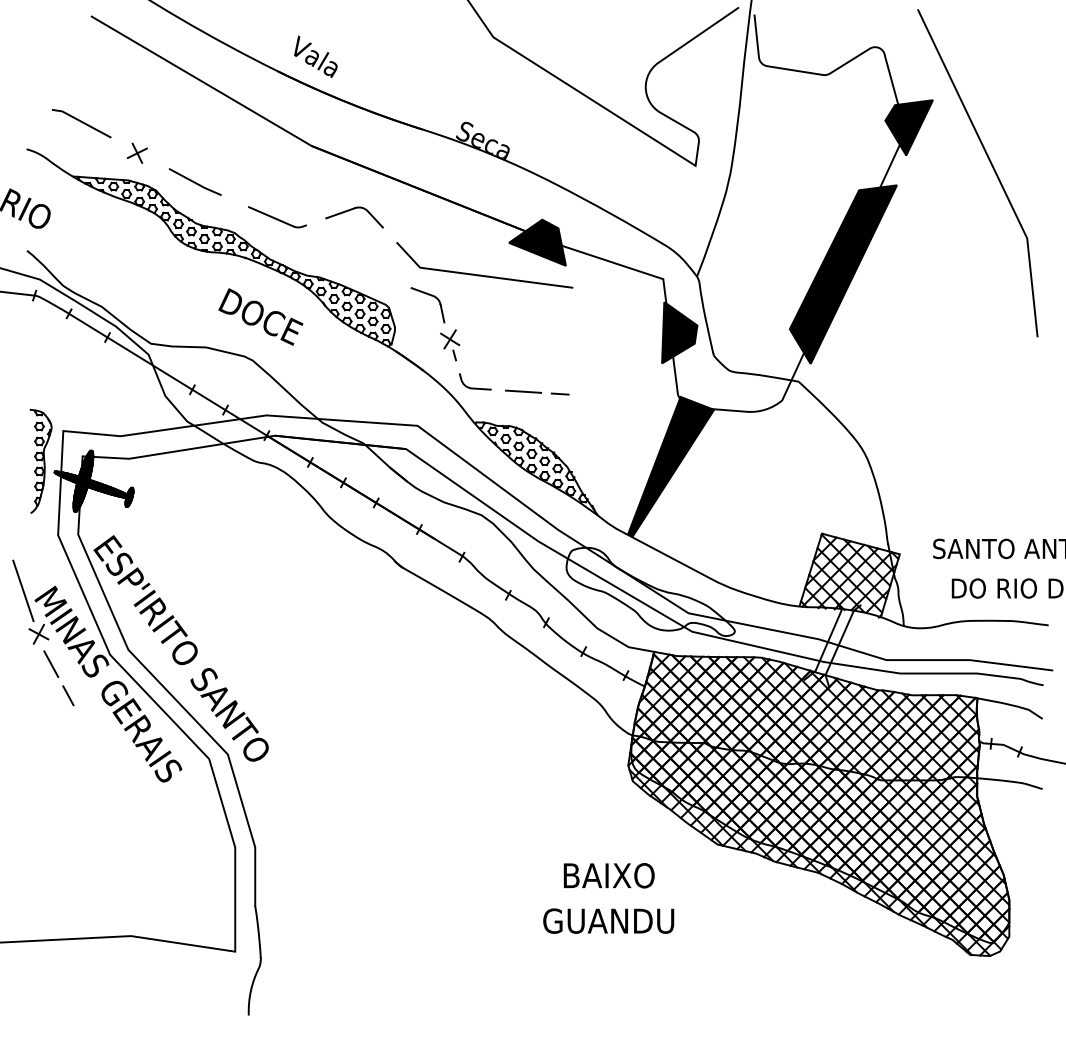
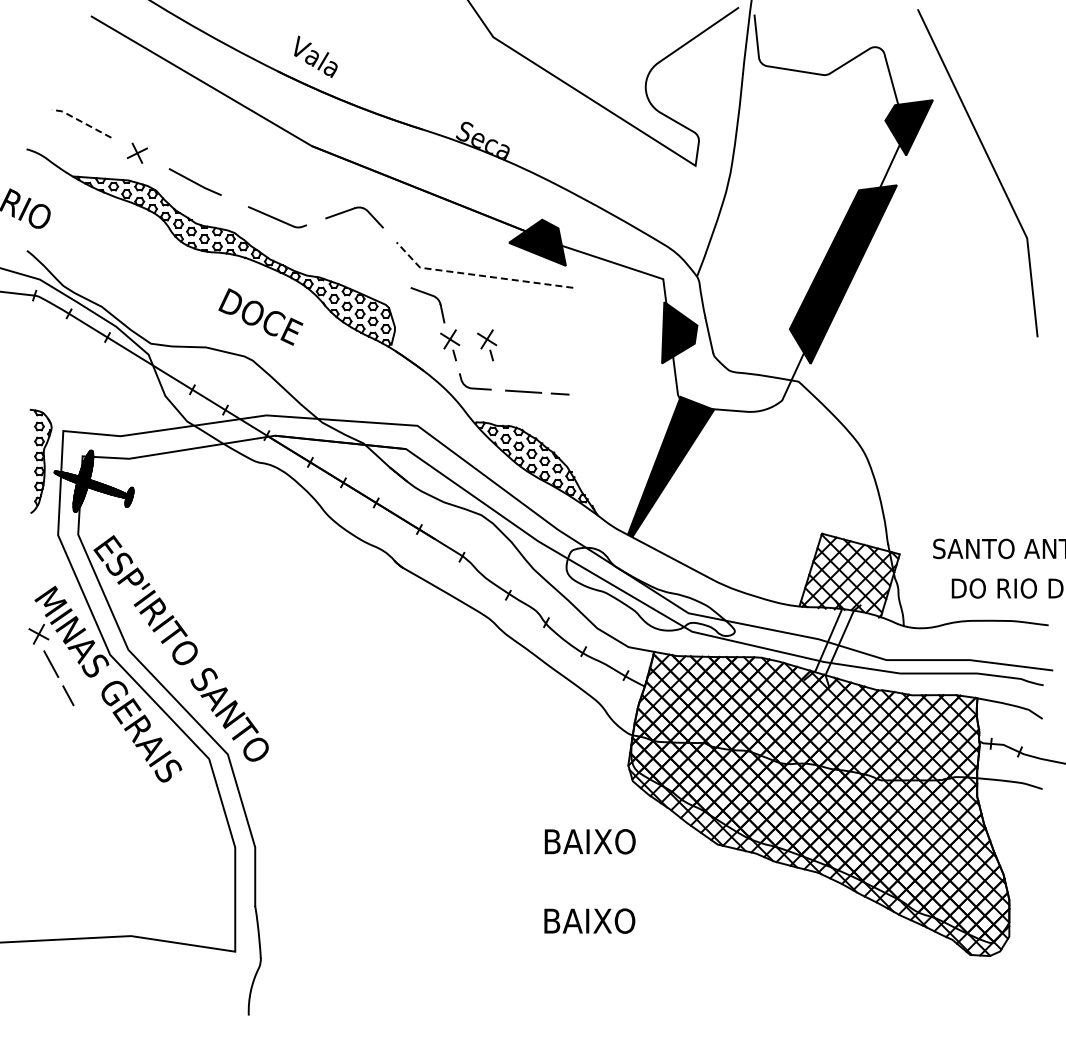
line: solid -> dashed (81, 121)
line: solid -> dashed (478, 275)
part: none -> present (487, 345)
line: present -> none (23, 590)
text position: (608, 875) -> (589, 841) (589, 841)
text: GUANDU -> BAIXO (608, 920)
